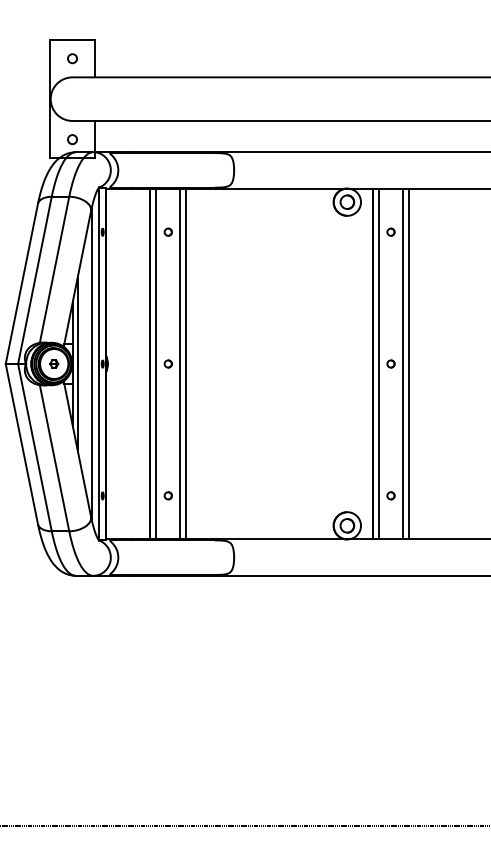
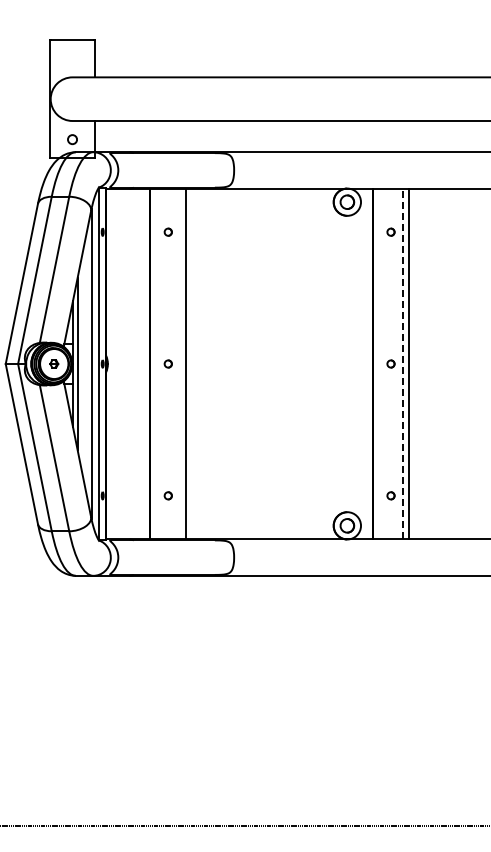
circle: present -> none (72, 58)
line: present -> none (156, 363)
line: present -> none (180, 363)
line: present -> none (379, 363)
line: solid -> dashed (402, 363)
